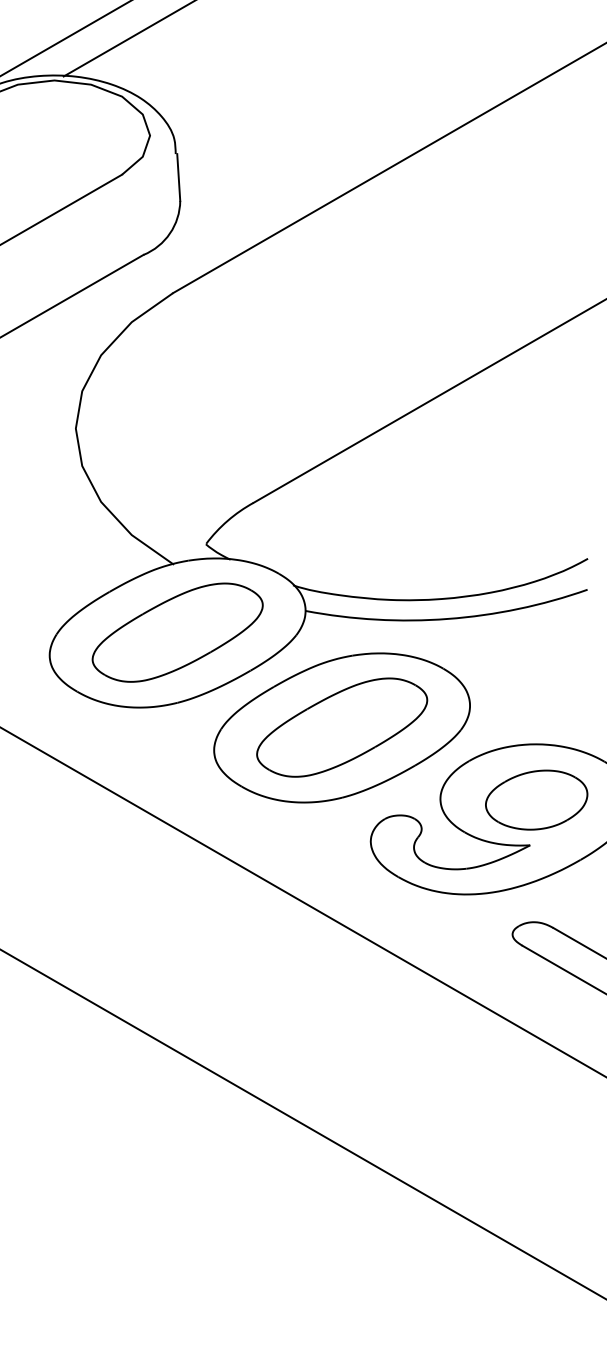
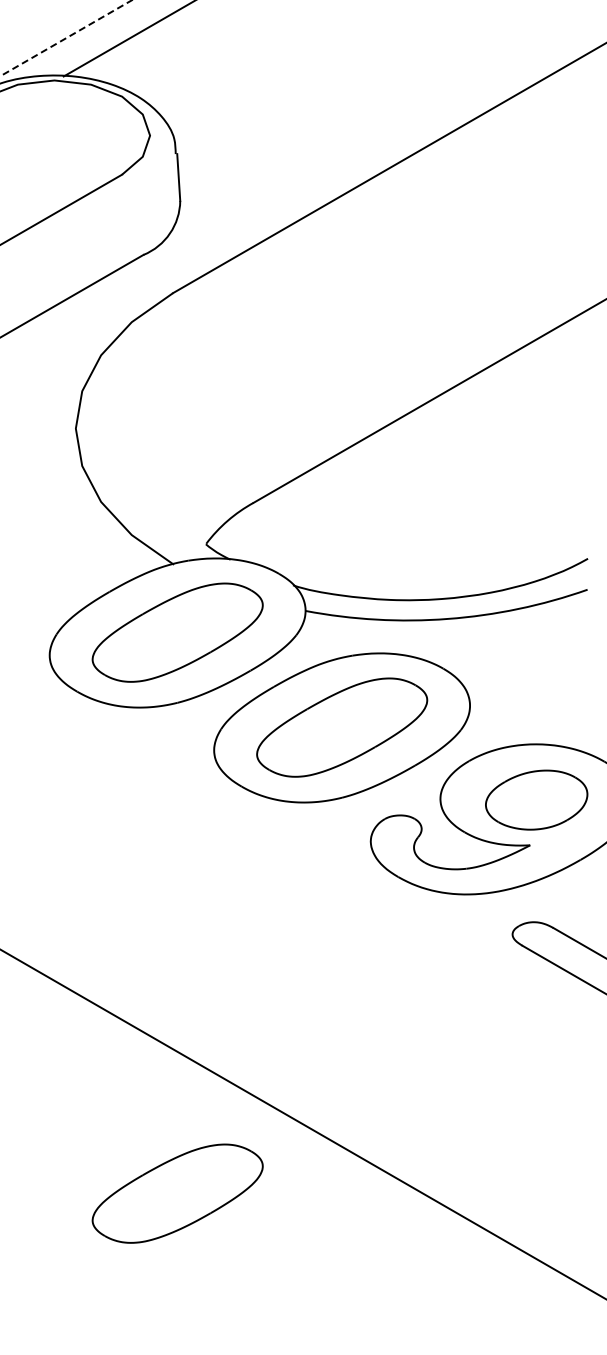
line: solid -> dashed (65, 38)
line: present -> none (302, 901)
part: none -> present (177, 1193)
